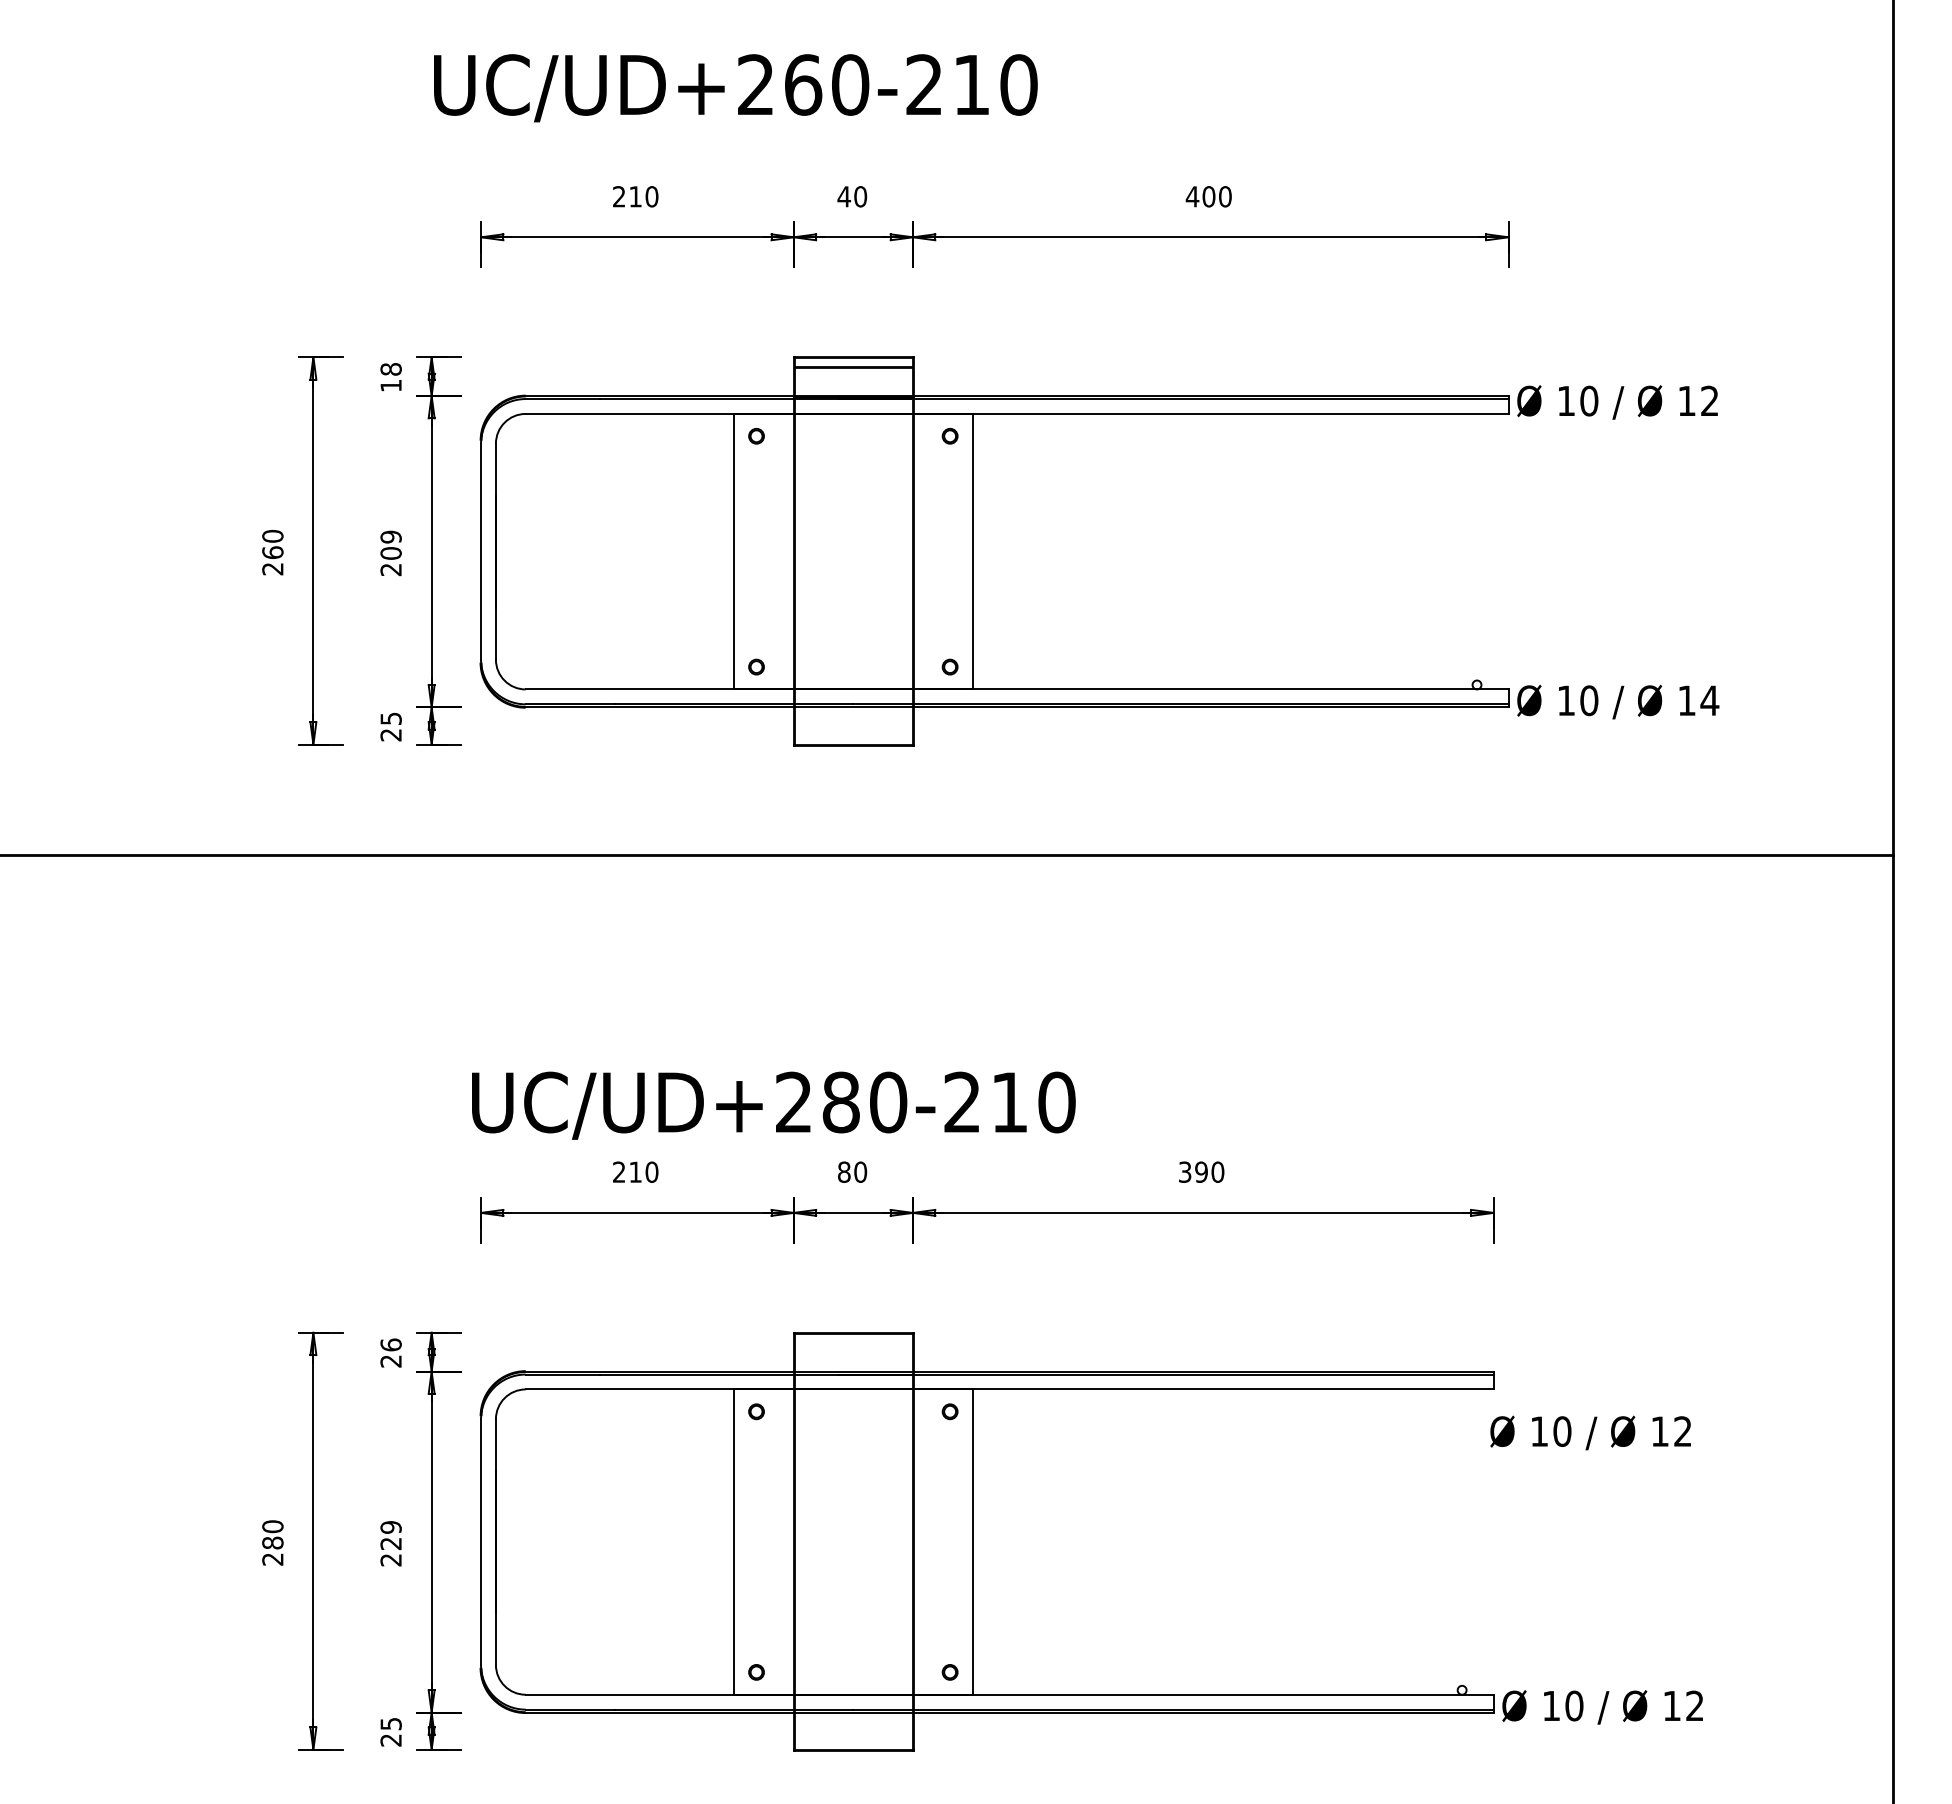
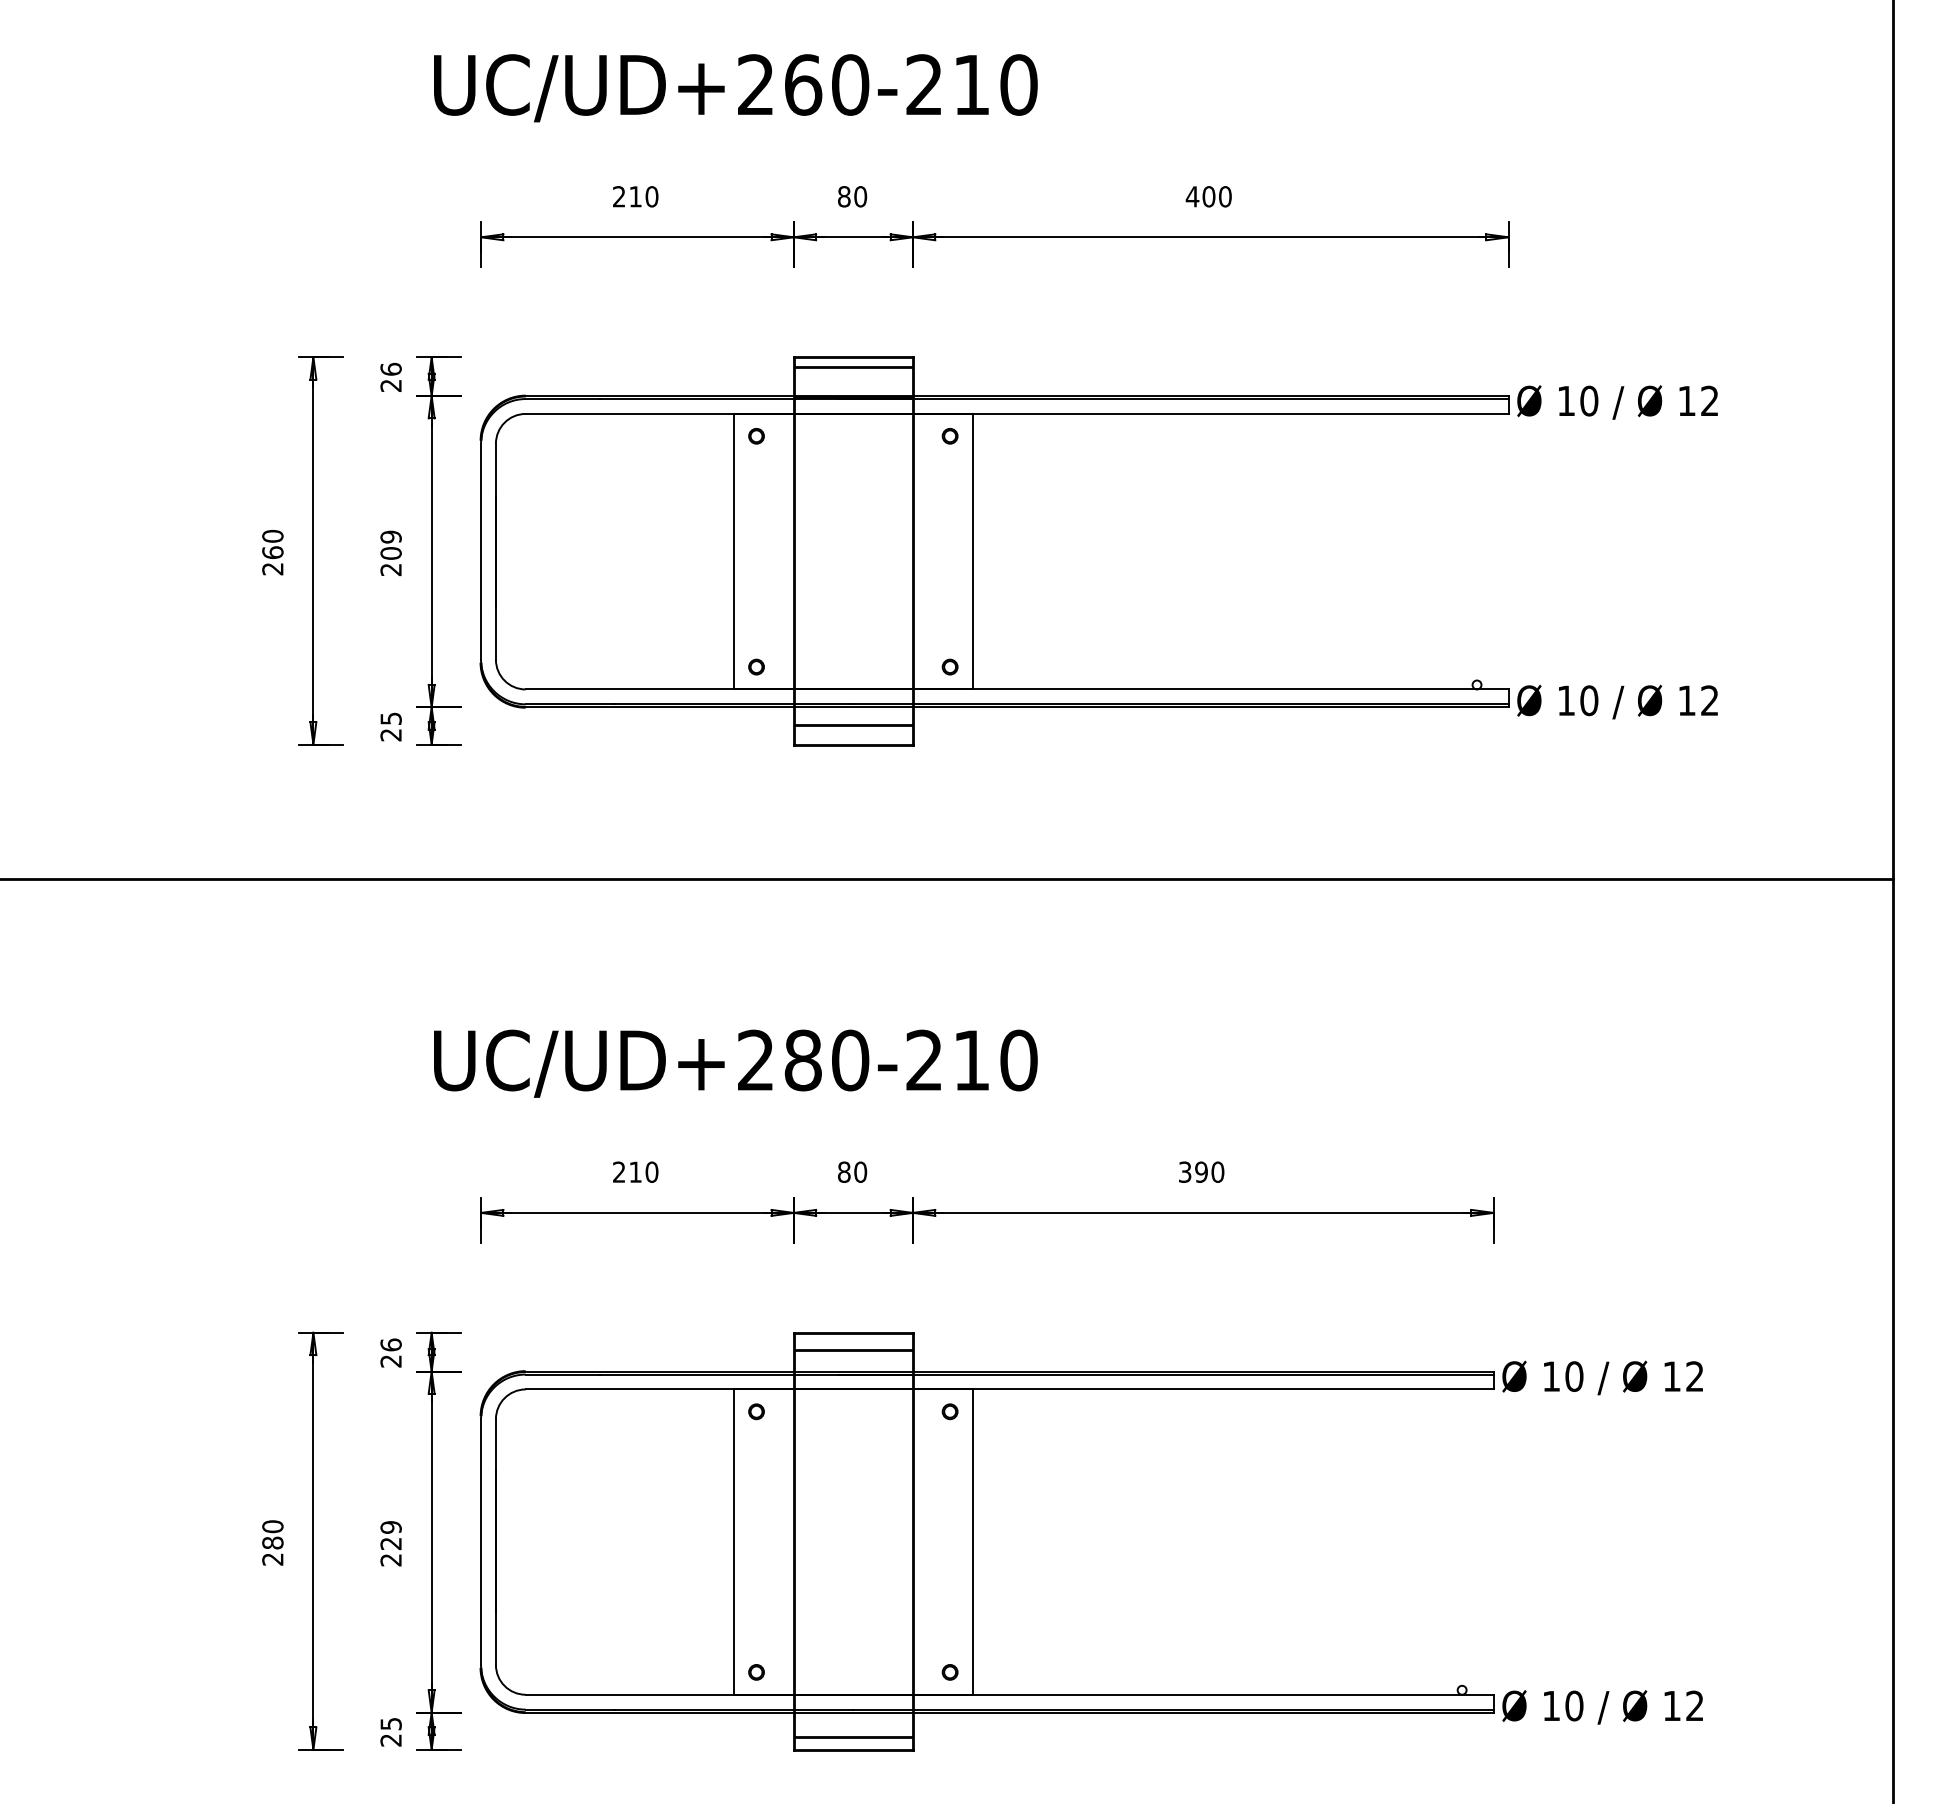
text: 40 -> 80 (843, 196)
text: 18 -> 26 (390, 376)
text: 14 -> 12 (1709, 700)
hatch: none -> present (852, 724)
line position: (947, 855) -> (947, 879) (947, 879)
text position: (773, 1105) -> (735, 1063) (735, 1063)
hatch: none -> present (852, 1350)
text position: (1590, 1432) -> (1602, 1377) (1602, 1377)
hatch: none -> present (852, 1737)
